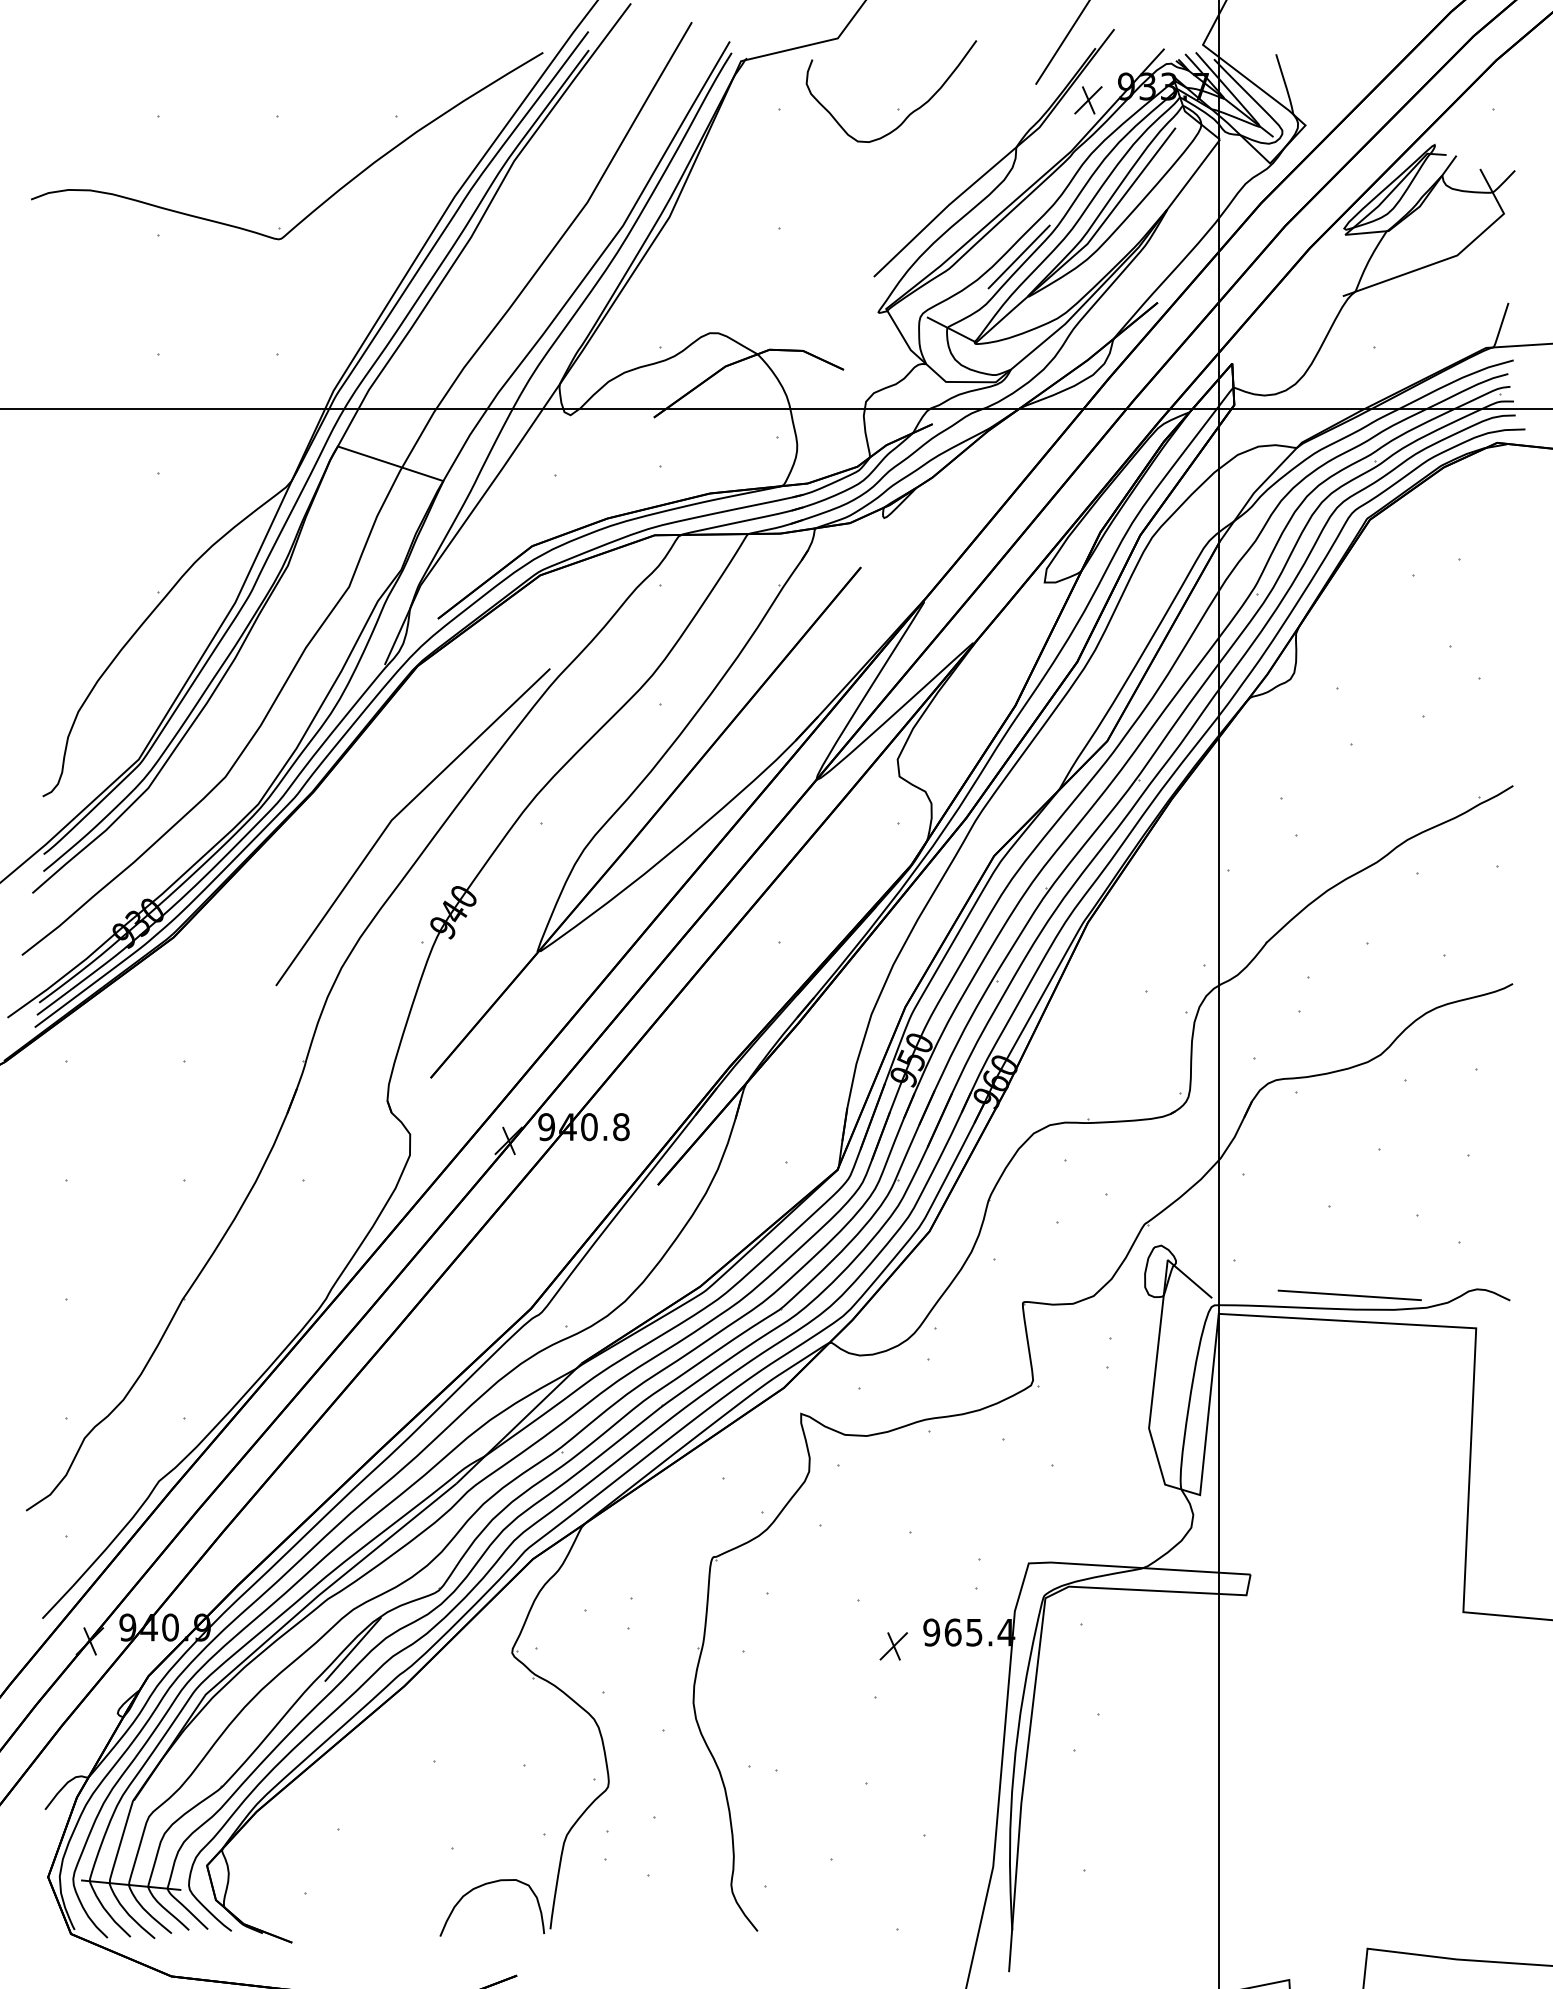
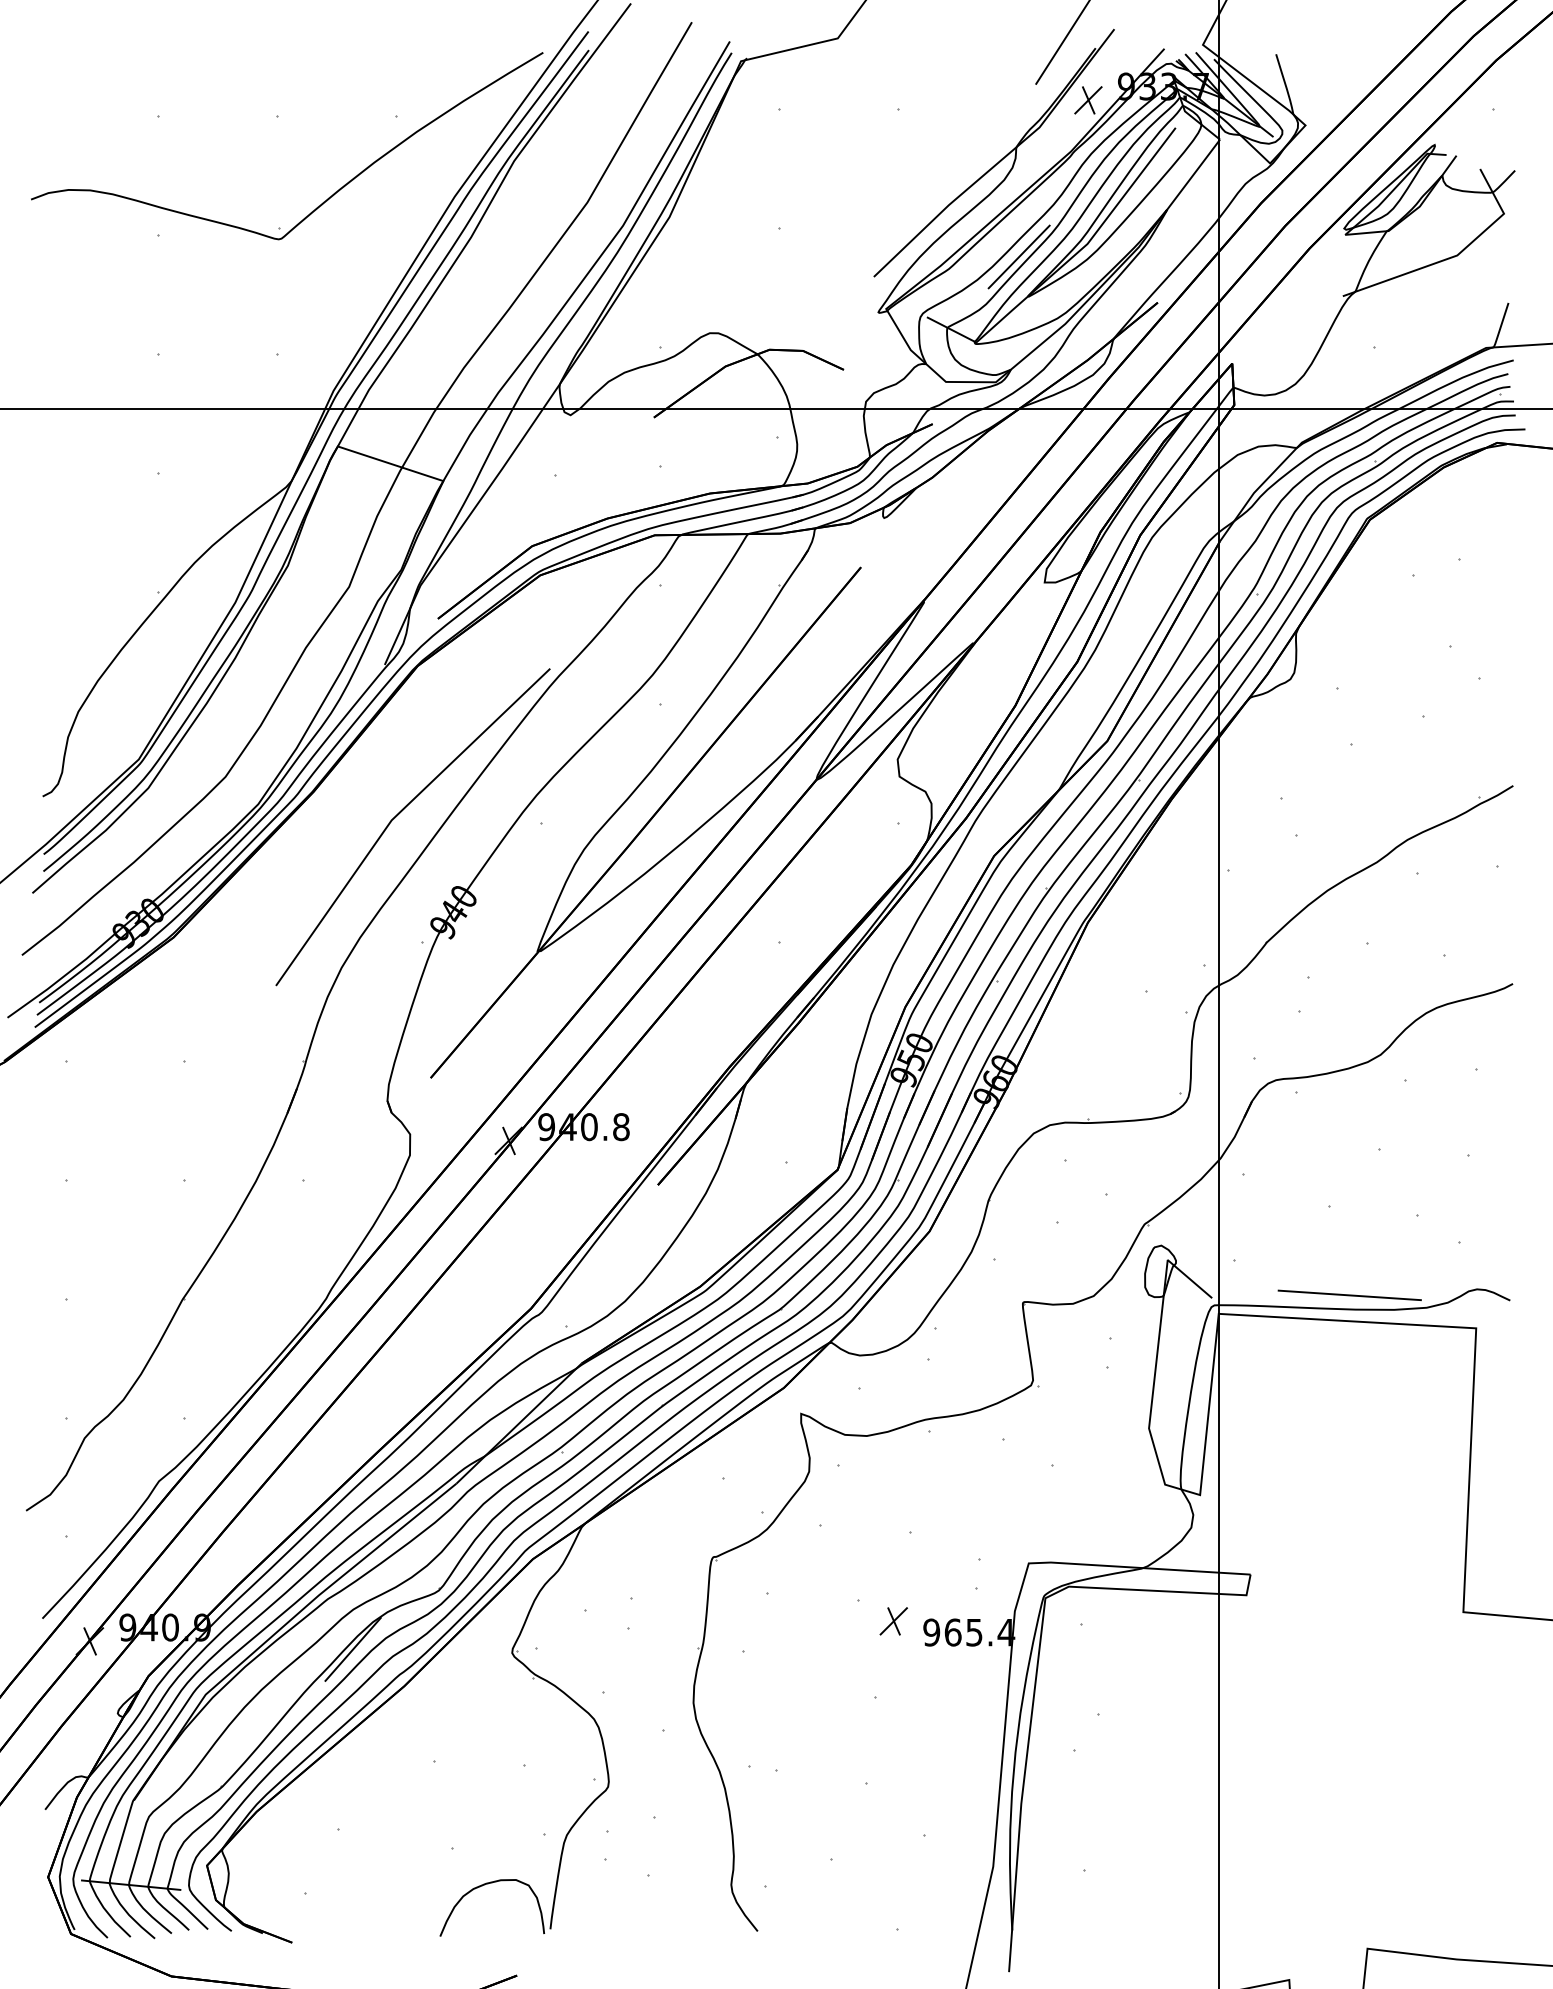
curve: present -> none (909, 113)
part position: (893, 1646) -> (893, 1621) (893, 1621)
